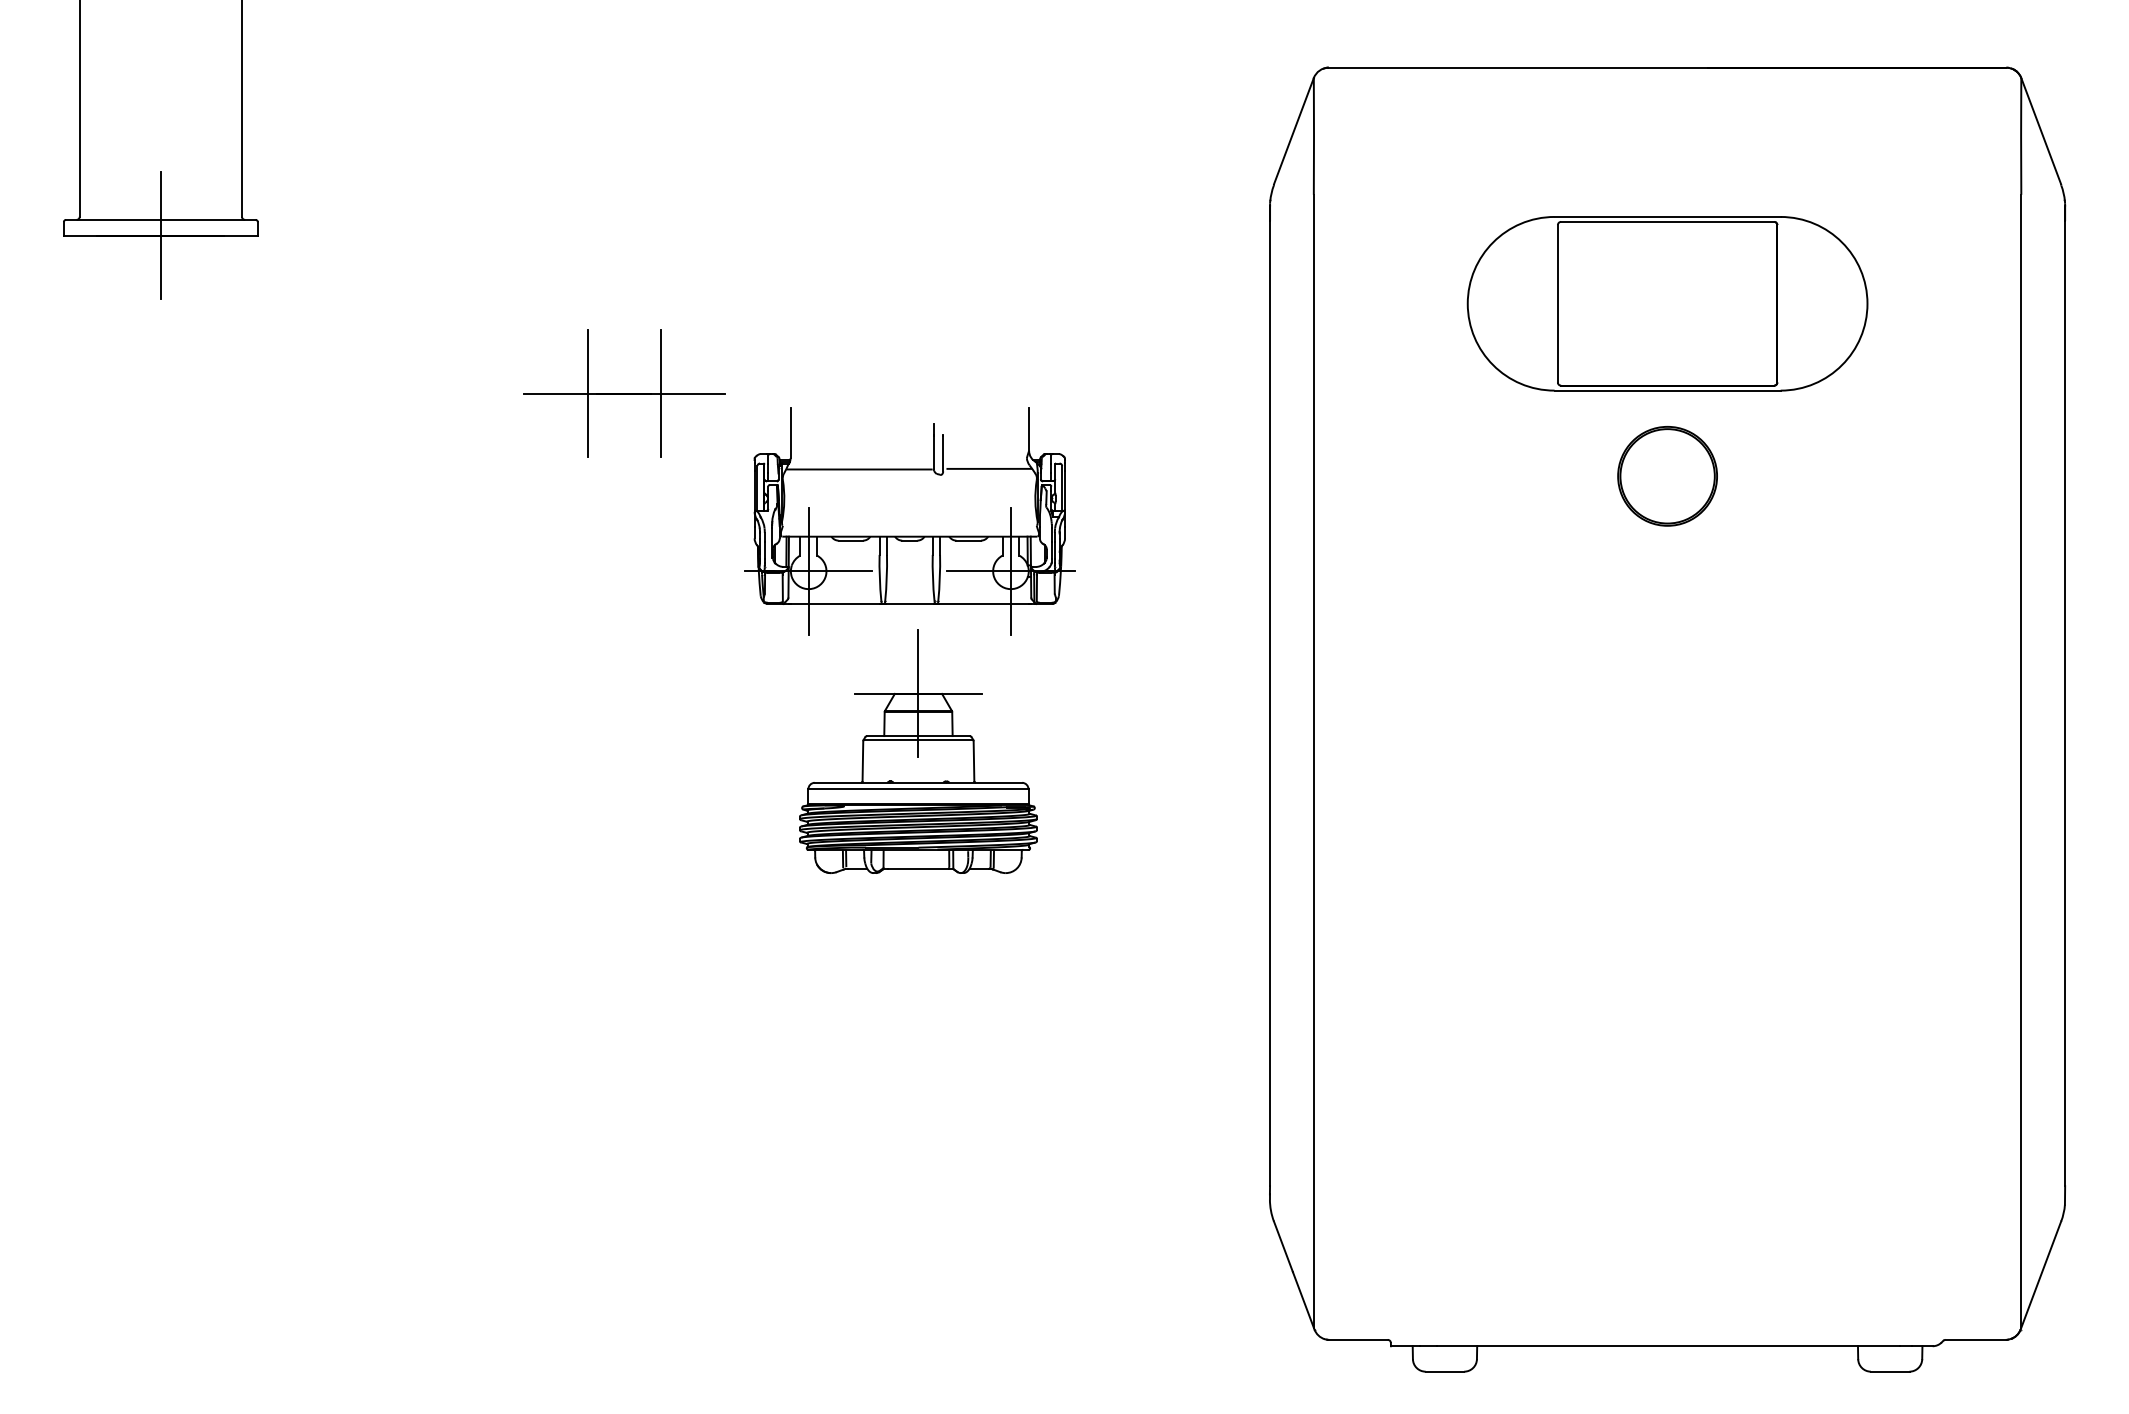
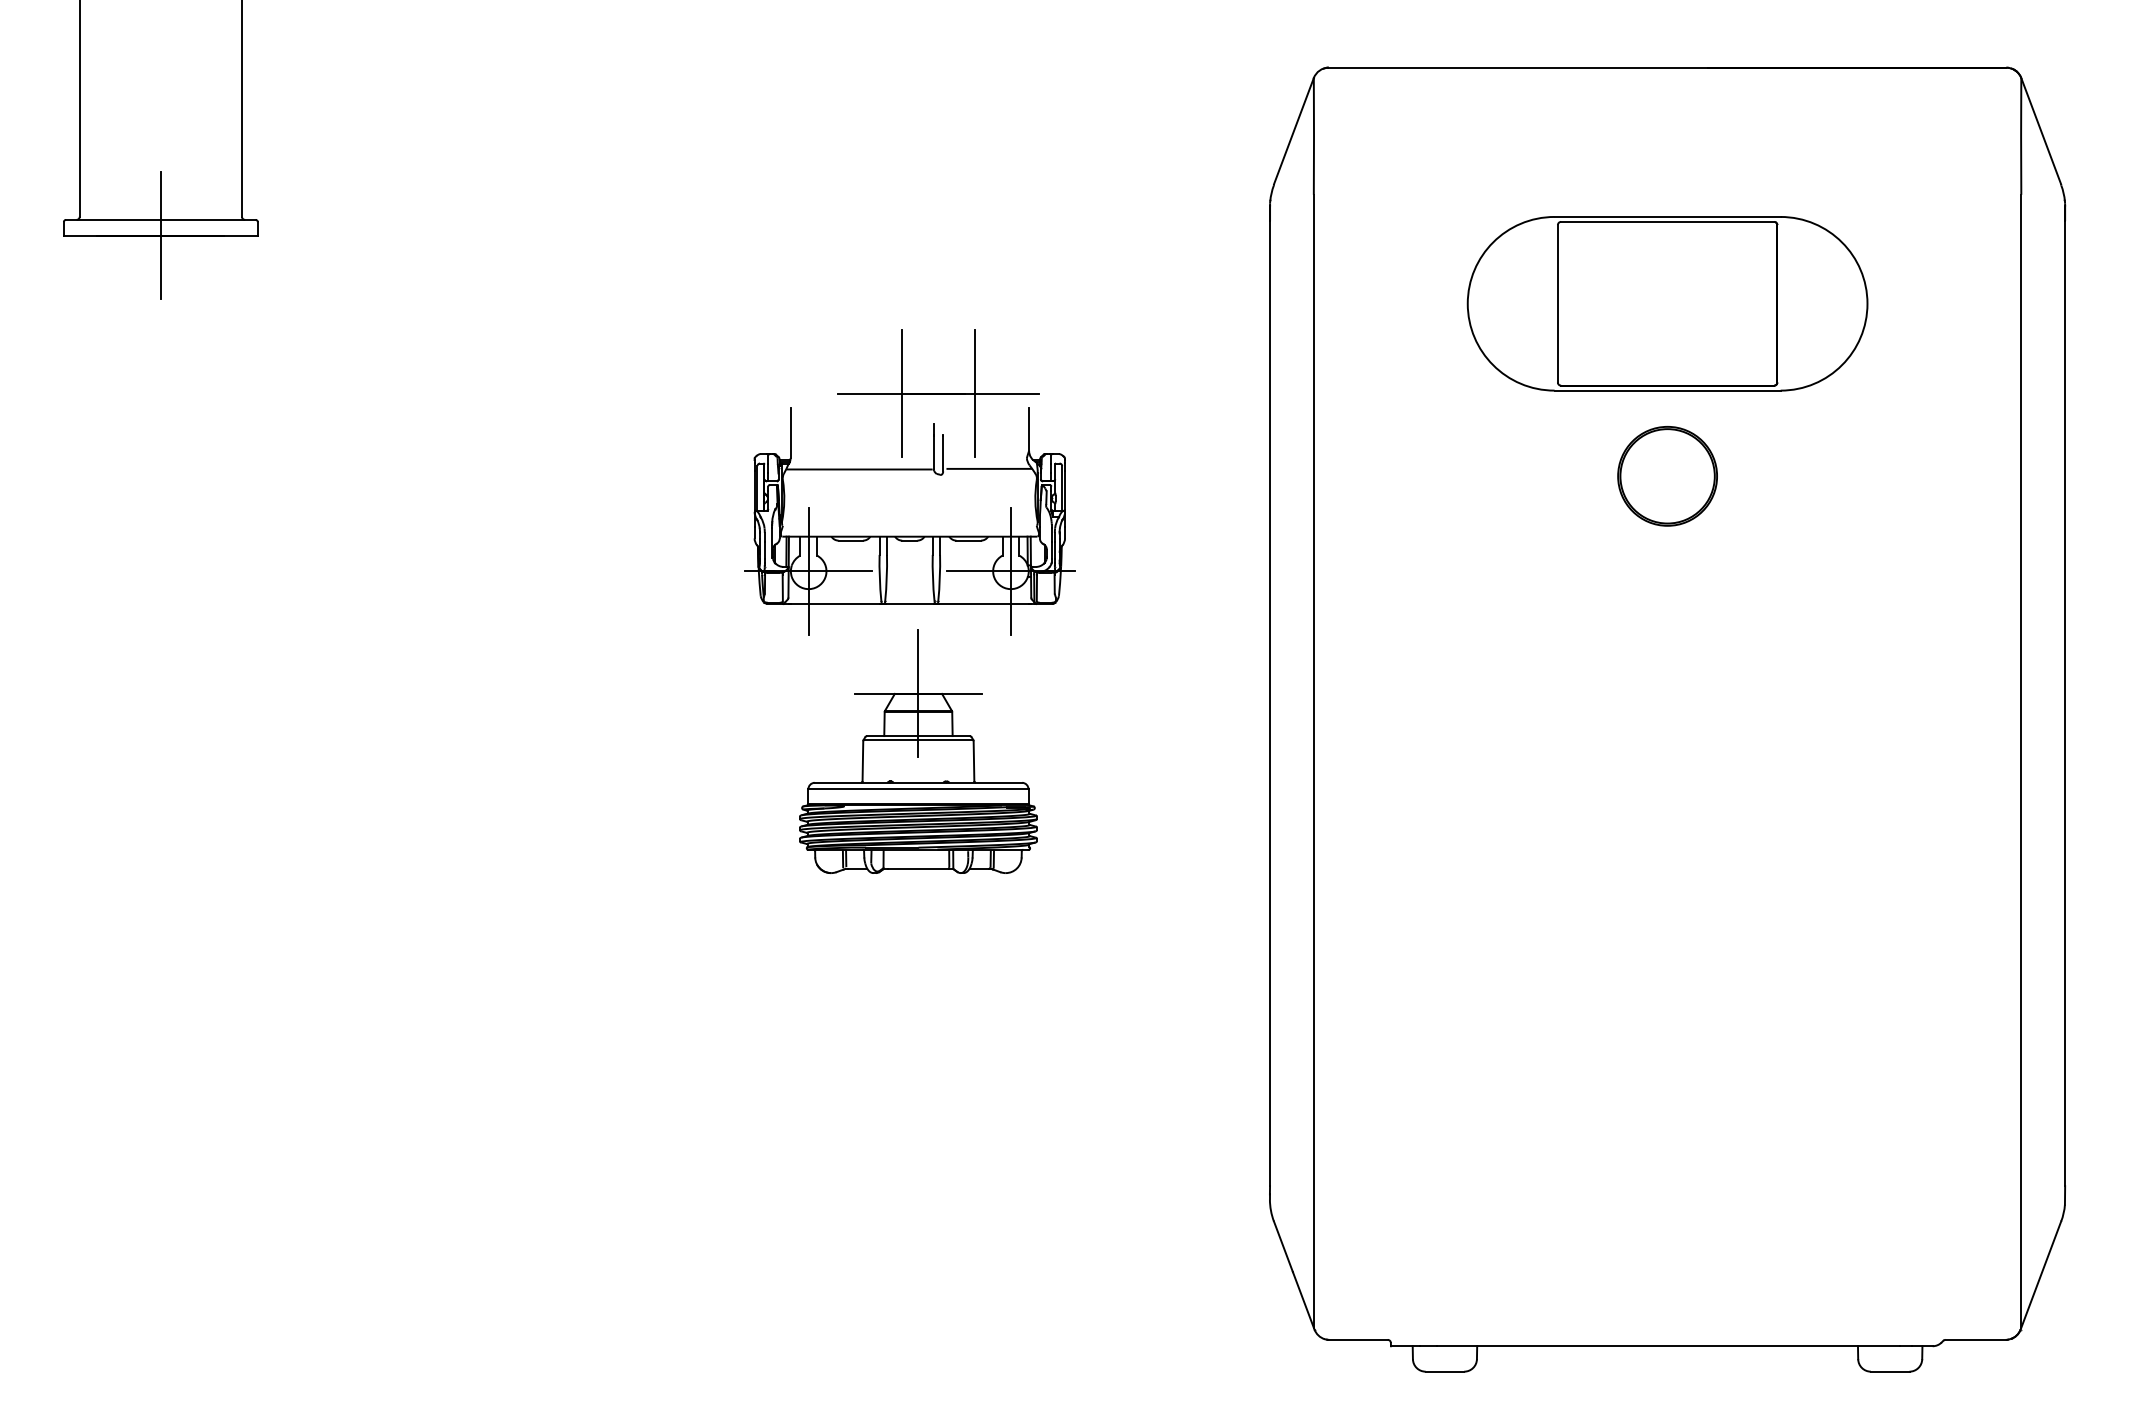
part position: (624, 393) -> (938, 393) (938, 393)
